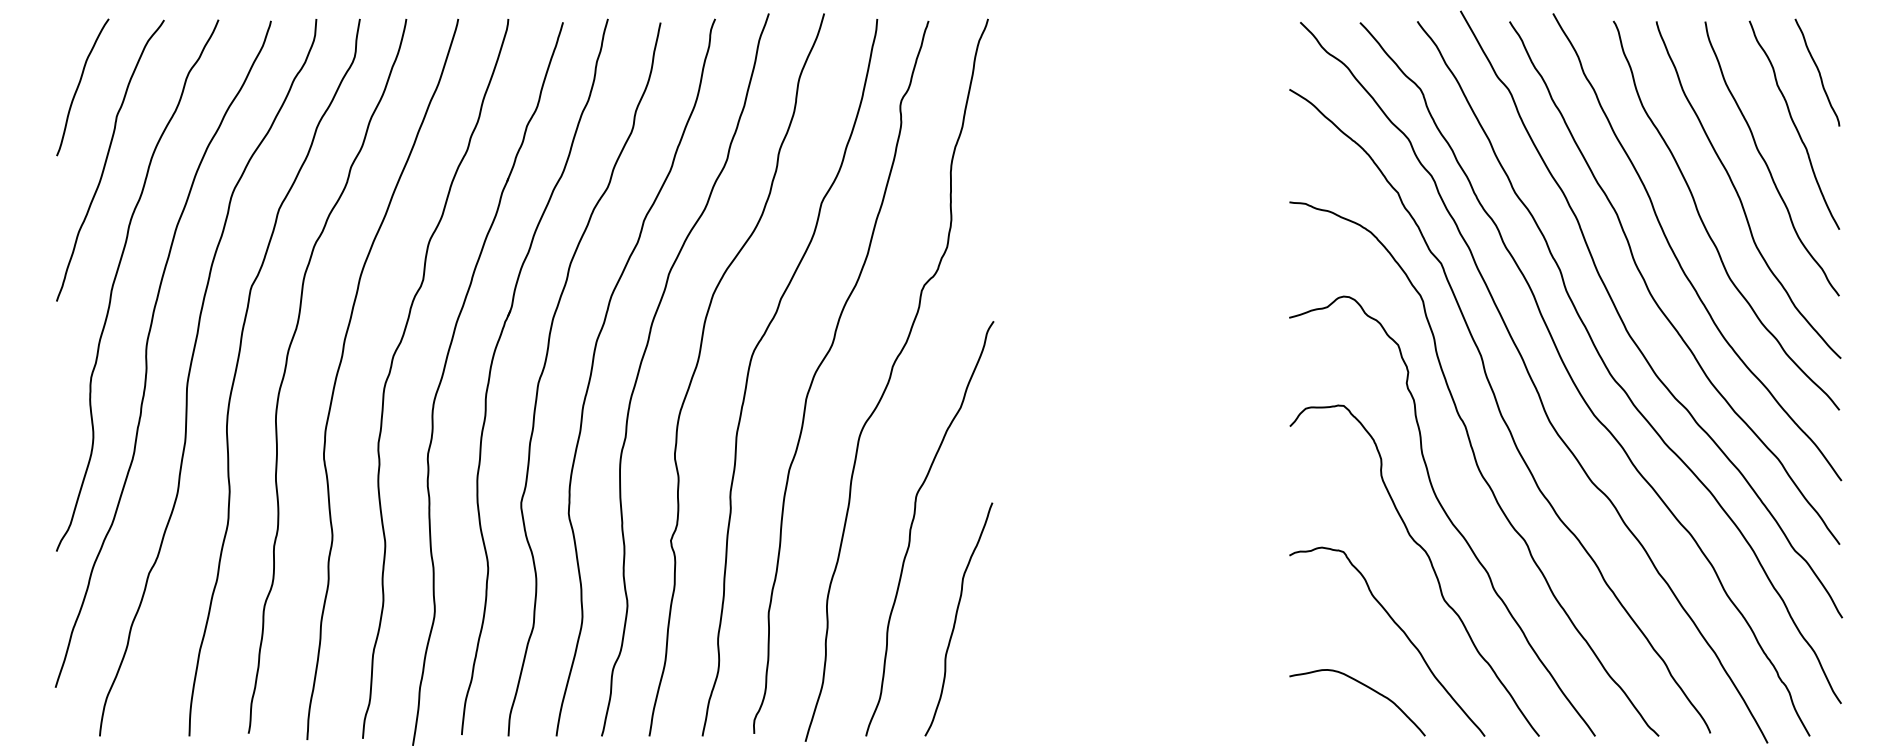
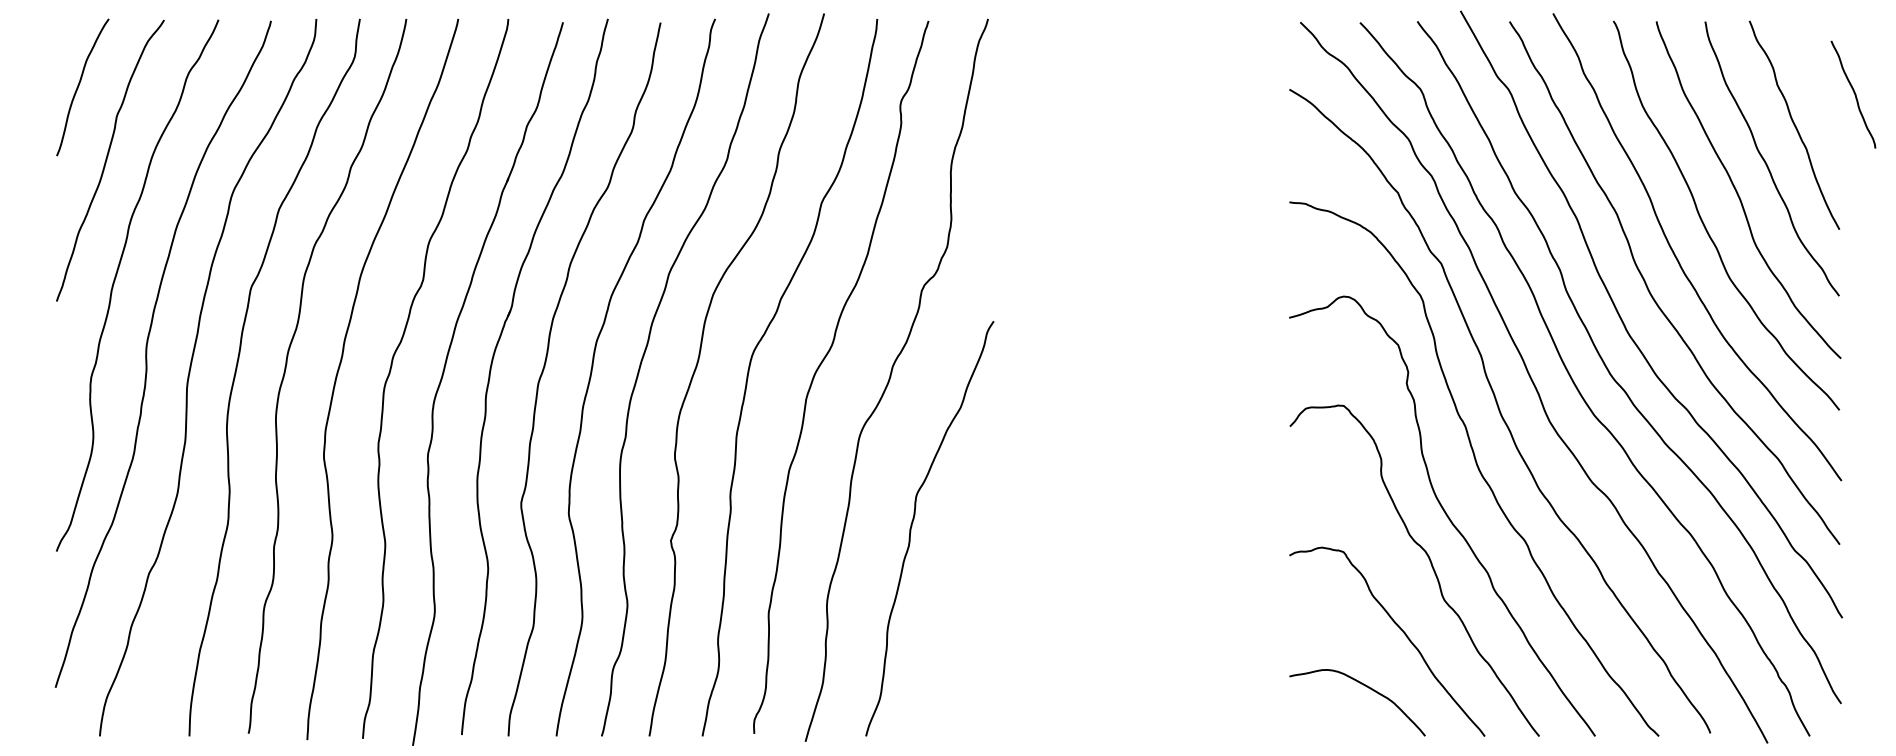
curve position: (1818, 72) -> (1854, 94) (1854, 94)
curve: present -> none (956, 619)
